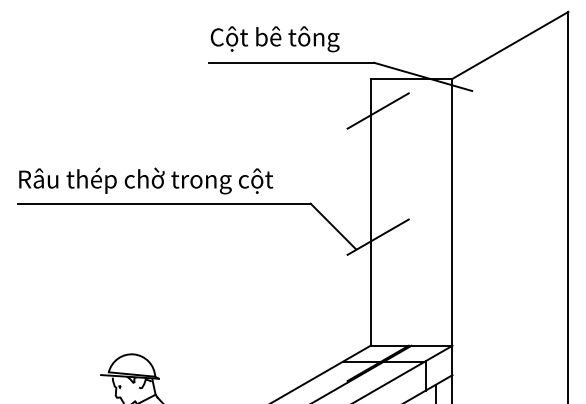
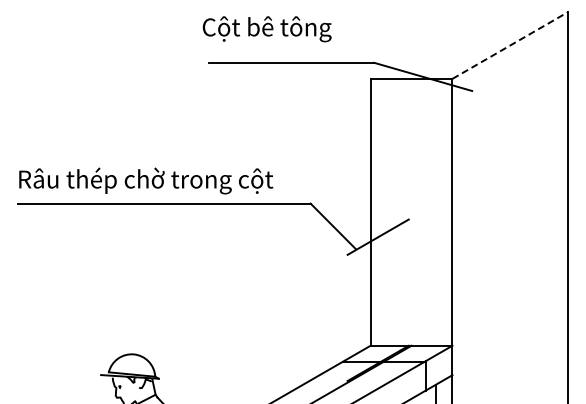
text position: (274, 39) -> (266, 29) (266, 29)
line: solid -> dashed (510, 45)
line: present -> none (377, 110)
